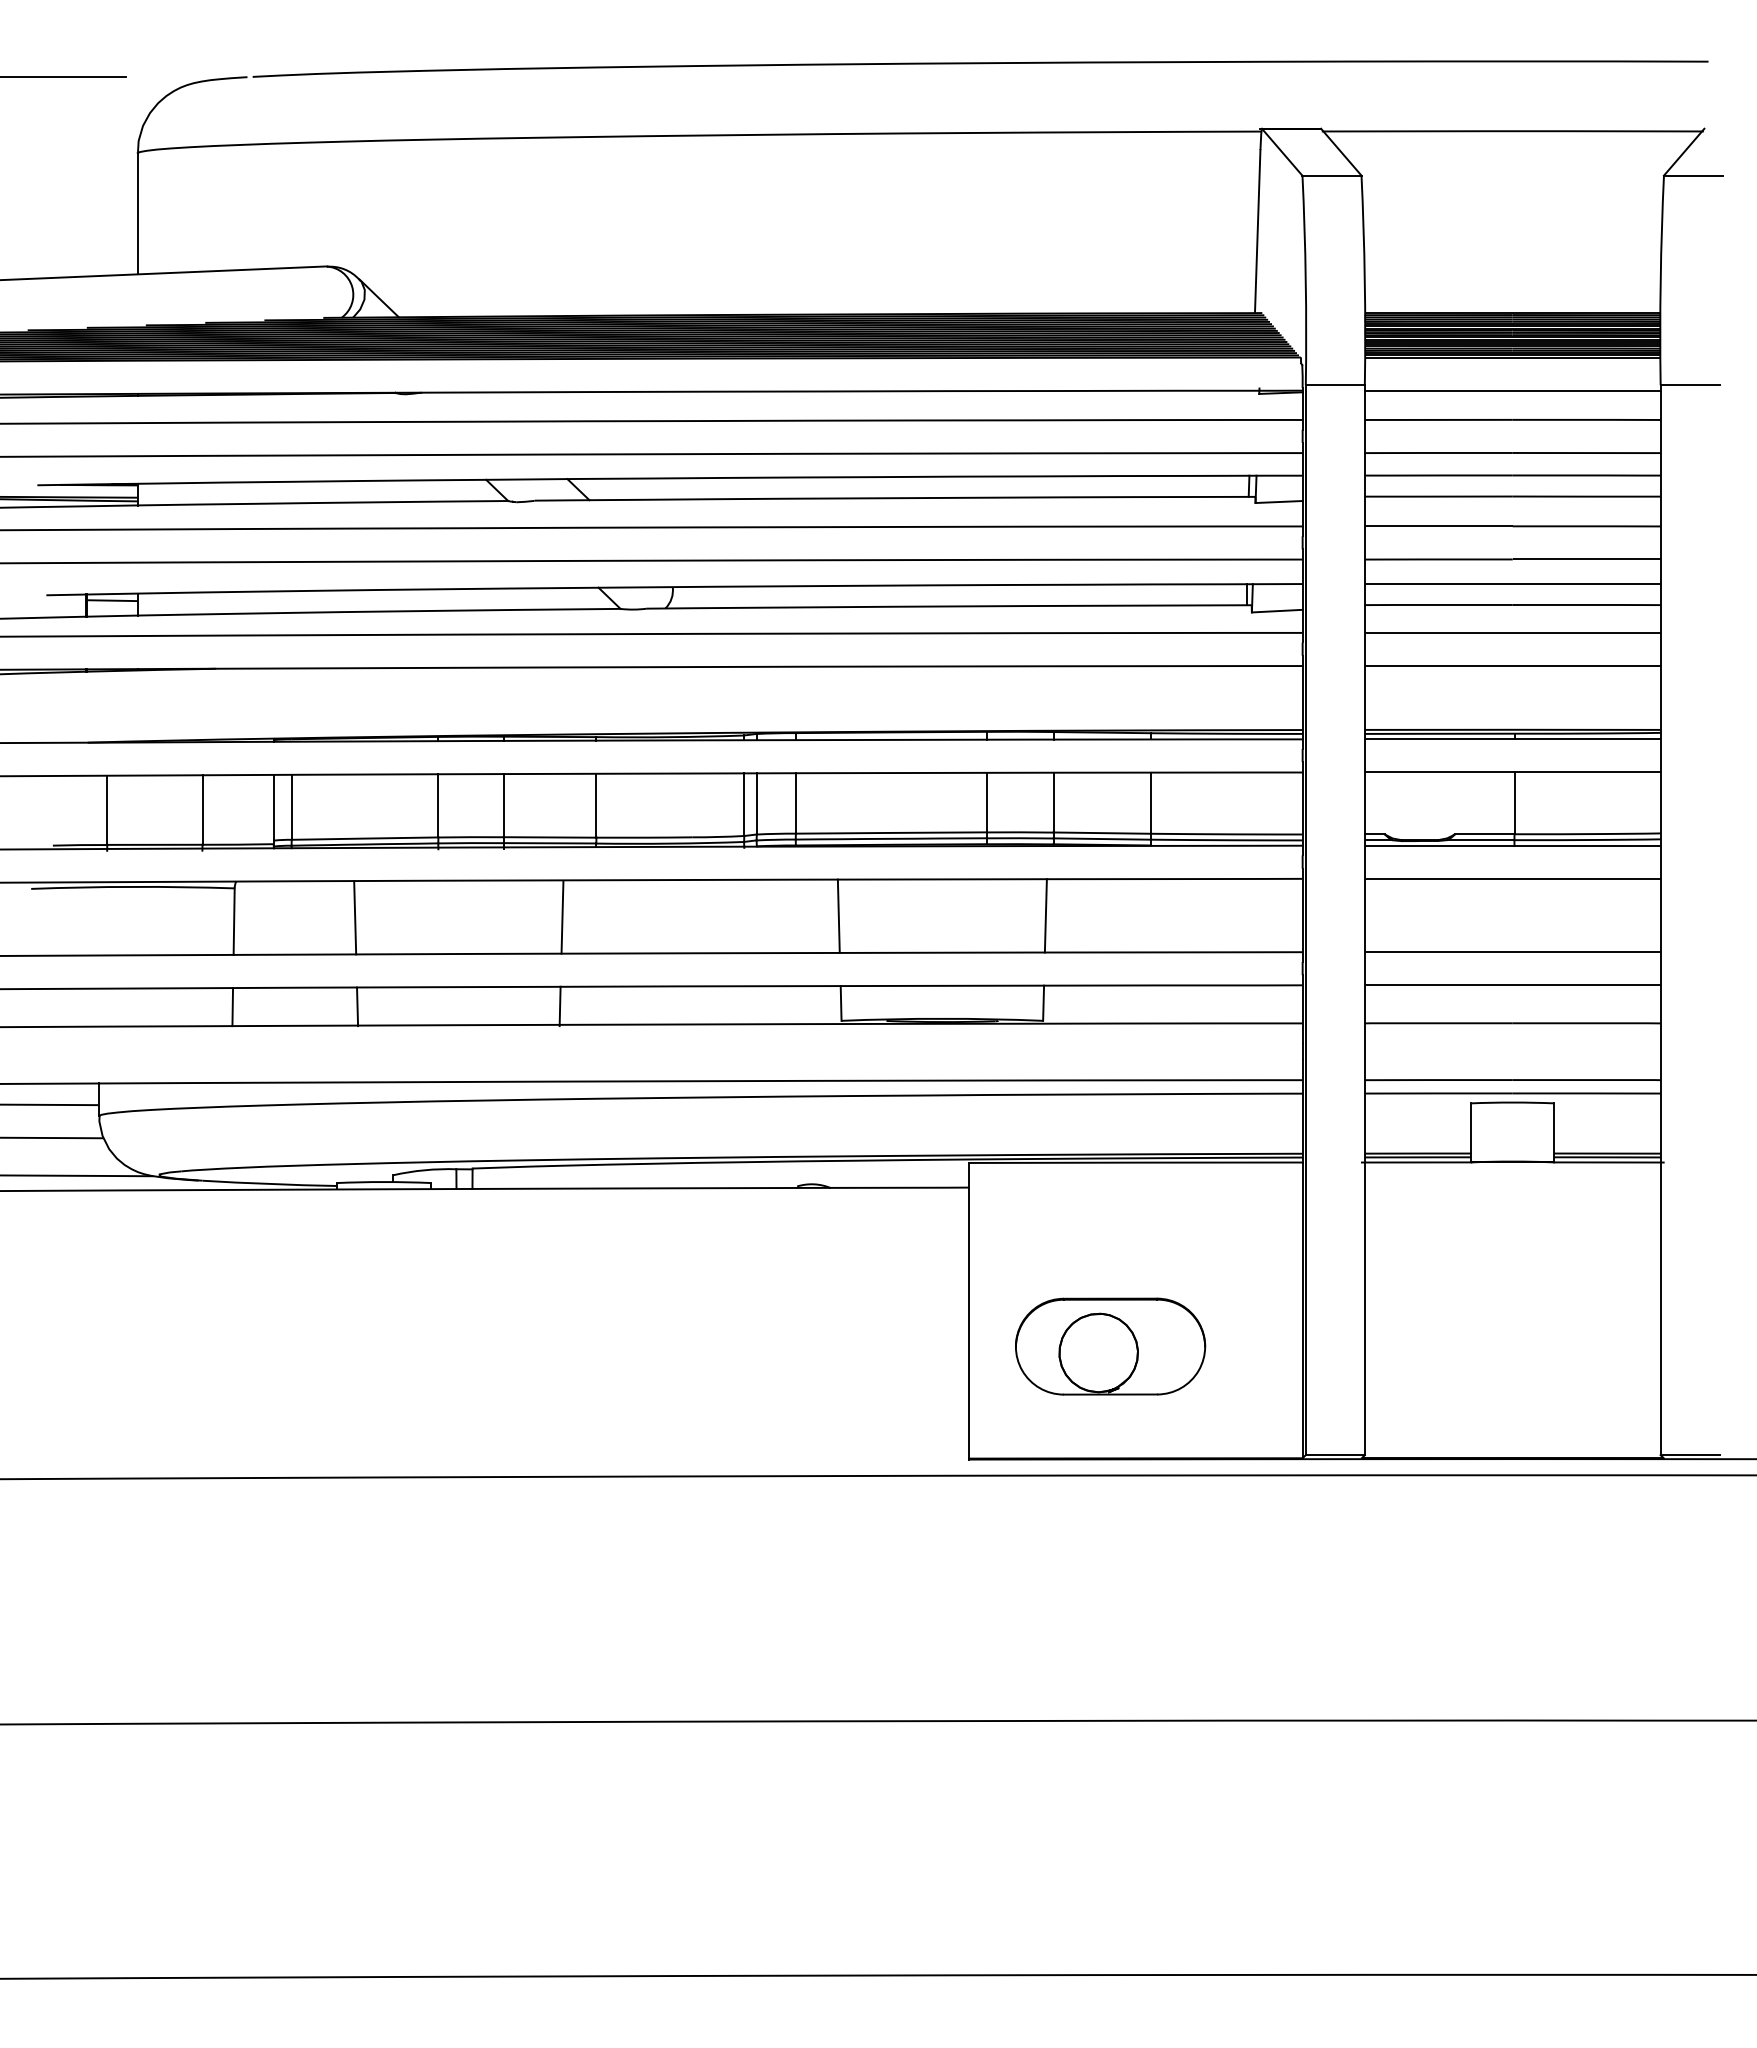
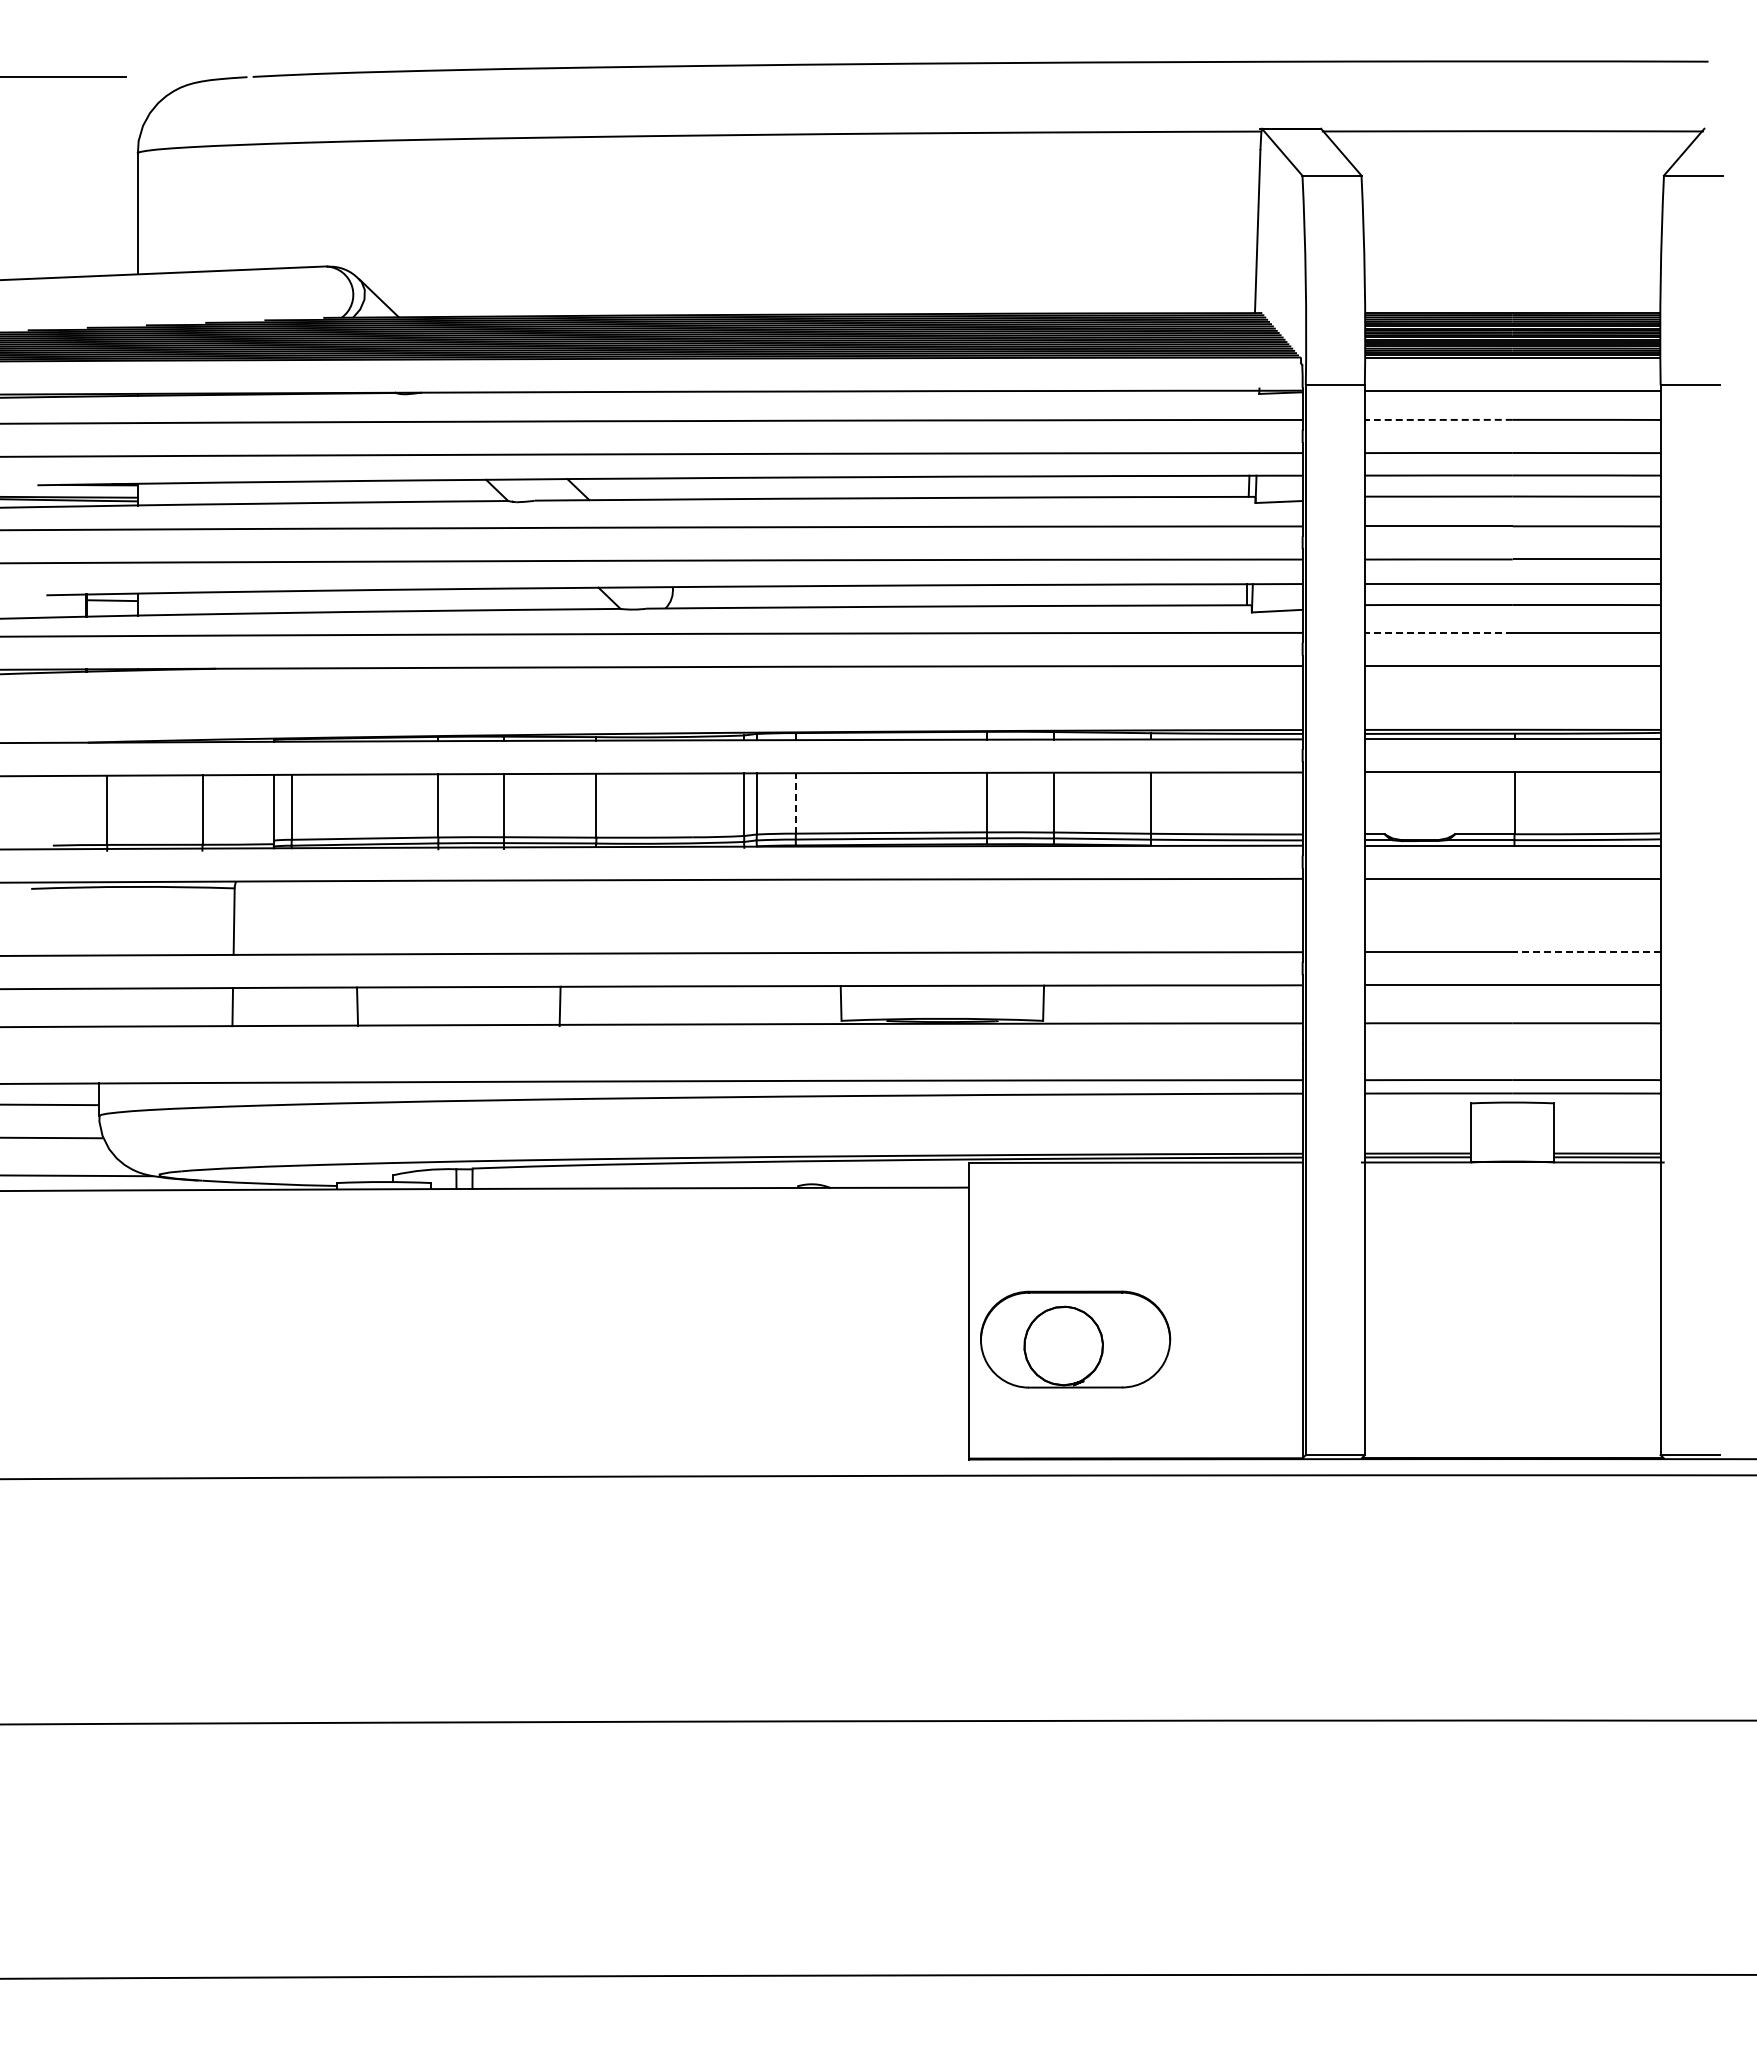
line: solid -> dashed (1437, 419)
line: solid -> dashed (1437, 632)
line: solid -> dashed (795, 802)
line: present -> none (838, 915)
line: present -> none (1045, 915)
line: present -> none (355, 917)
line: present -> none (562, 917)
line: solid -> dashed (1587, 952)
part position: (1110, 1346) -> (1075, 1339) (1075, 1339)
